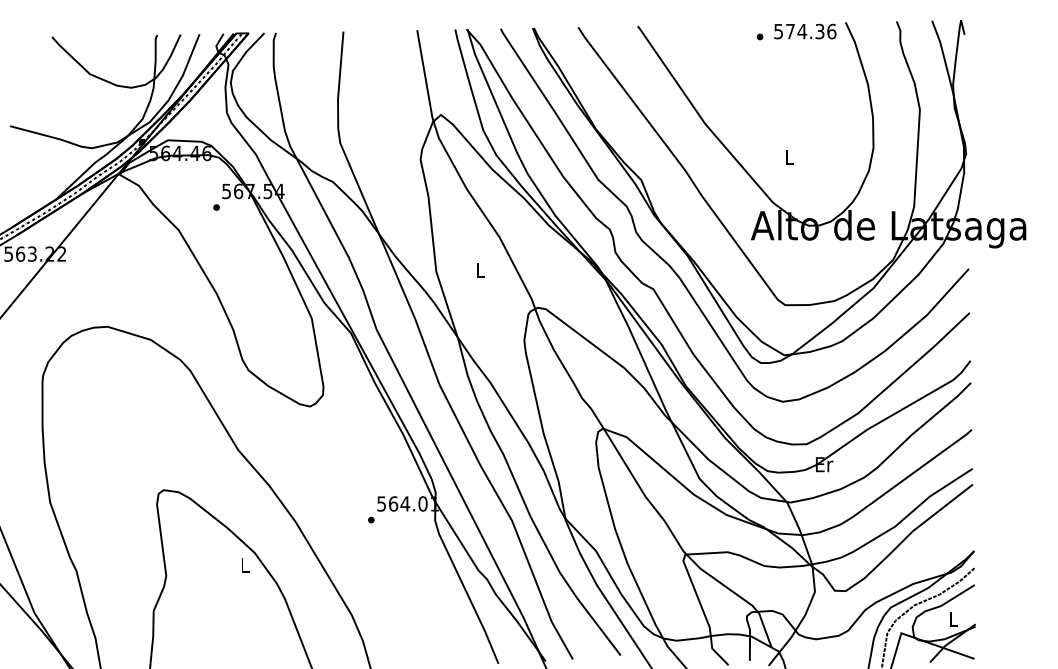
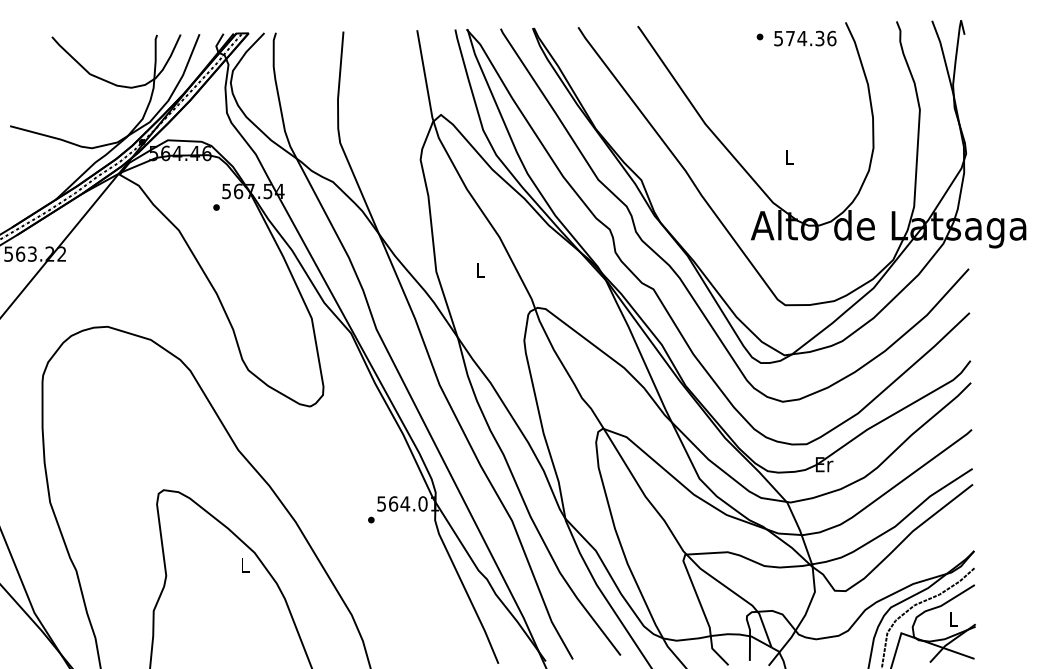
text position: (805, 31) -> (805, 38) (805, 38)
